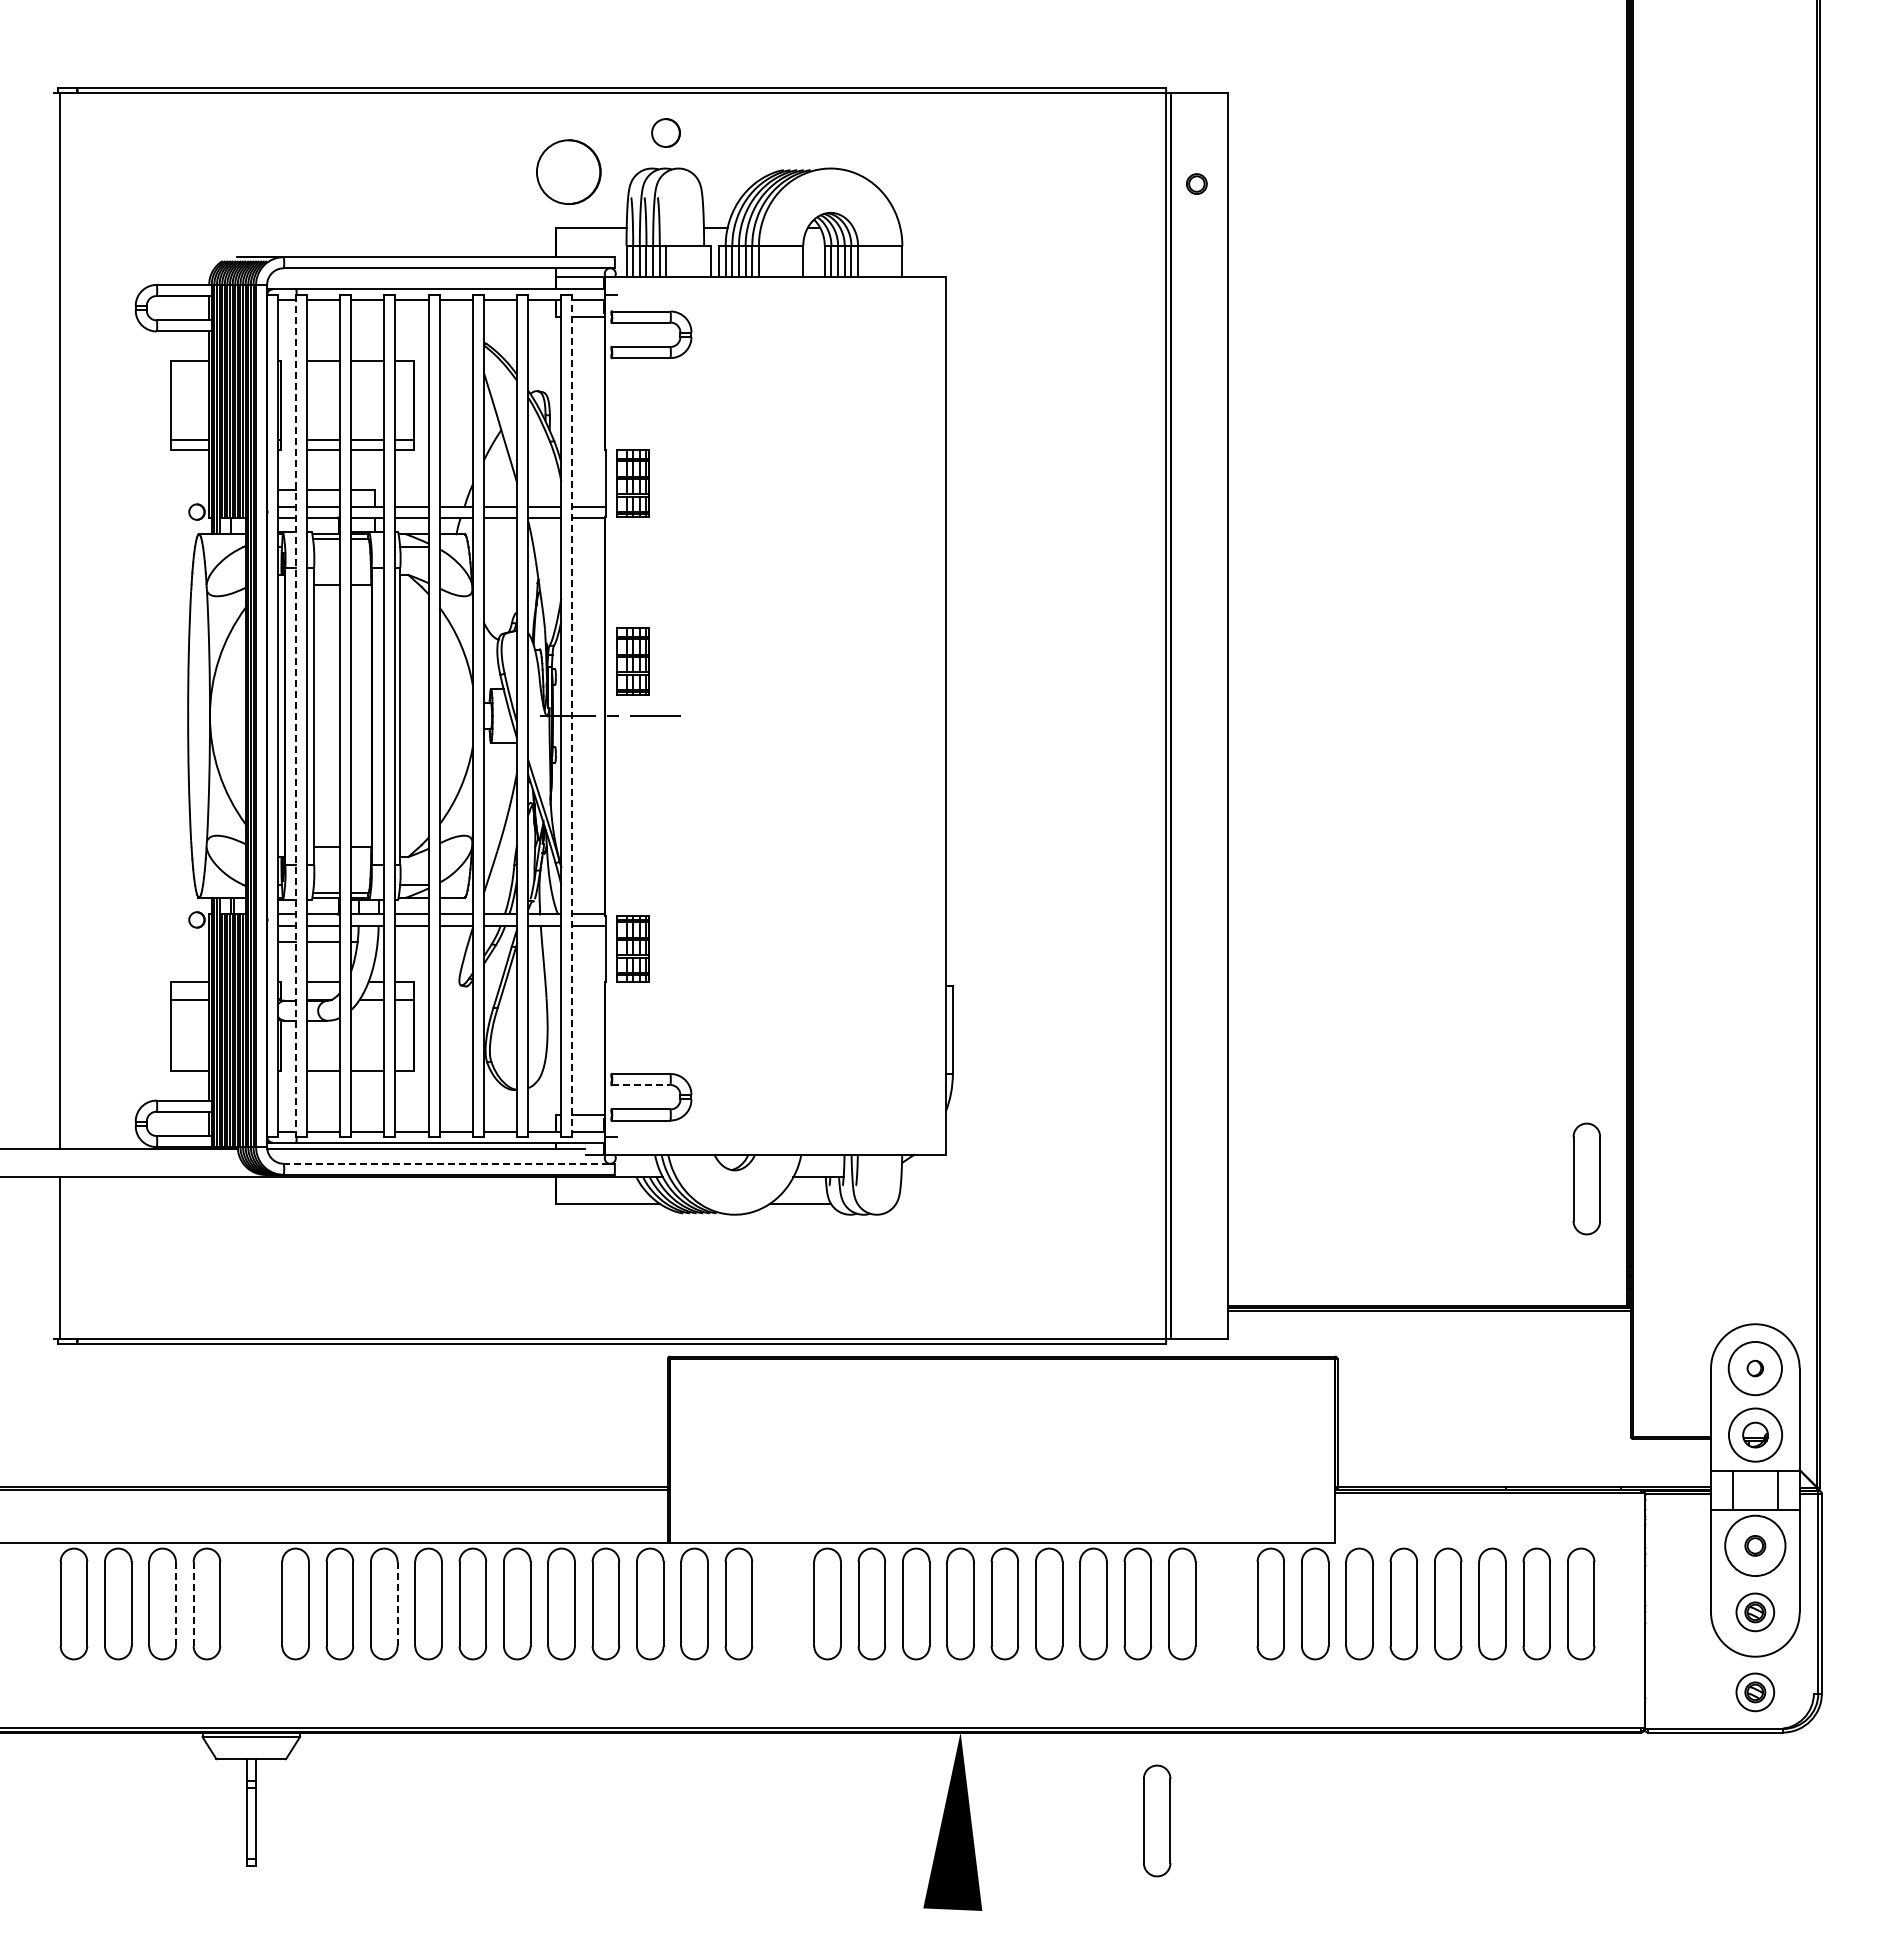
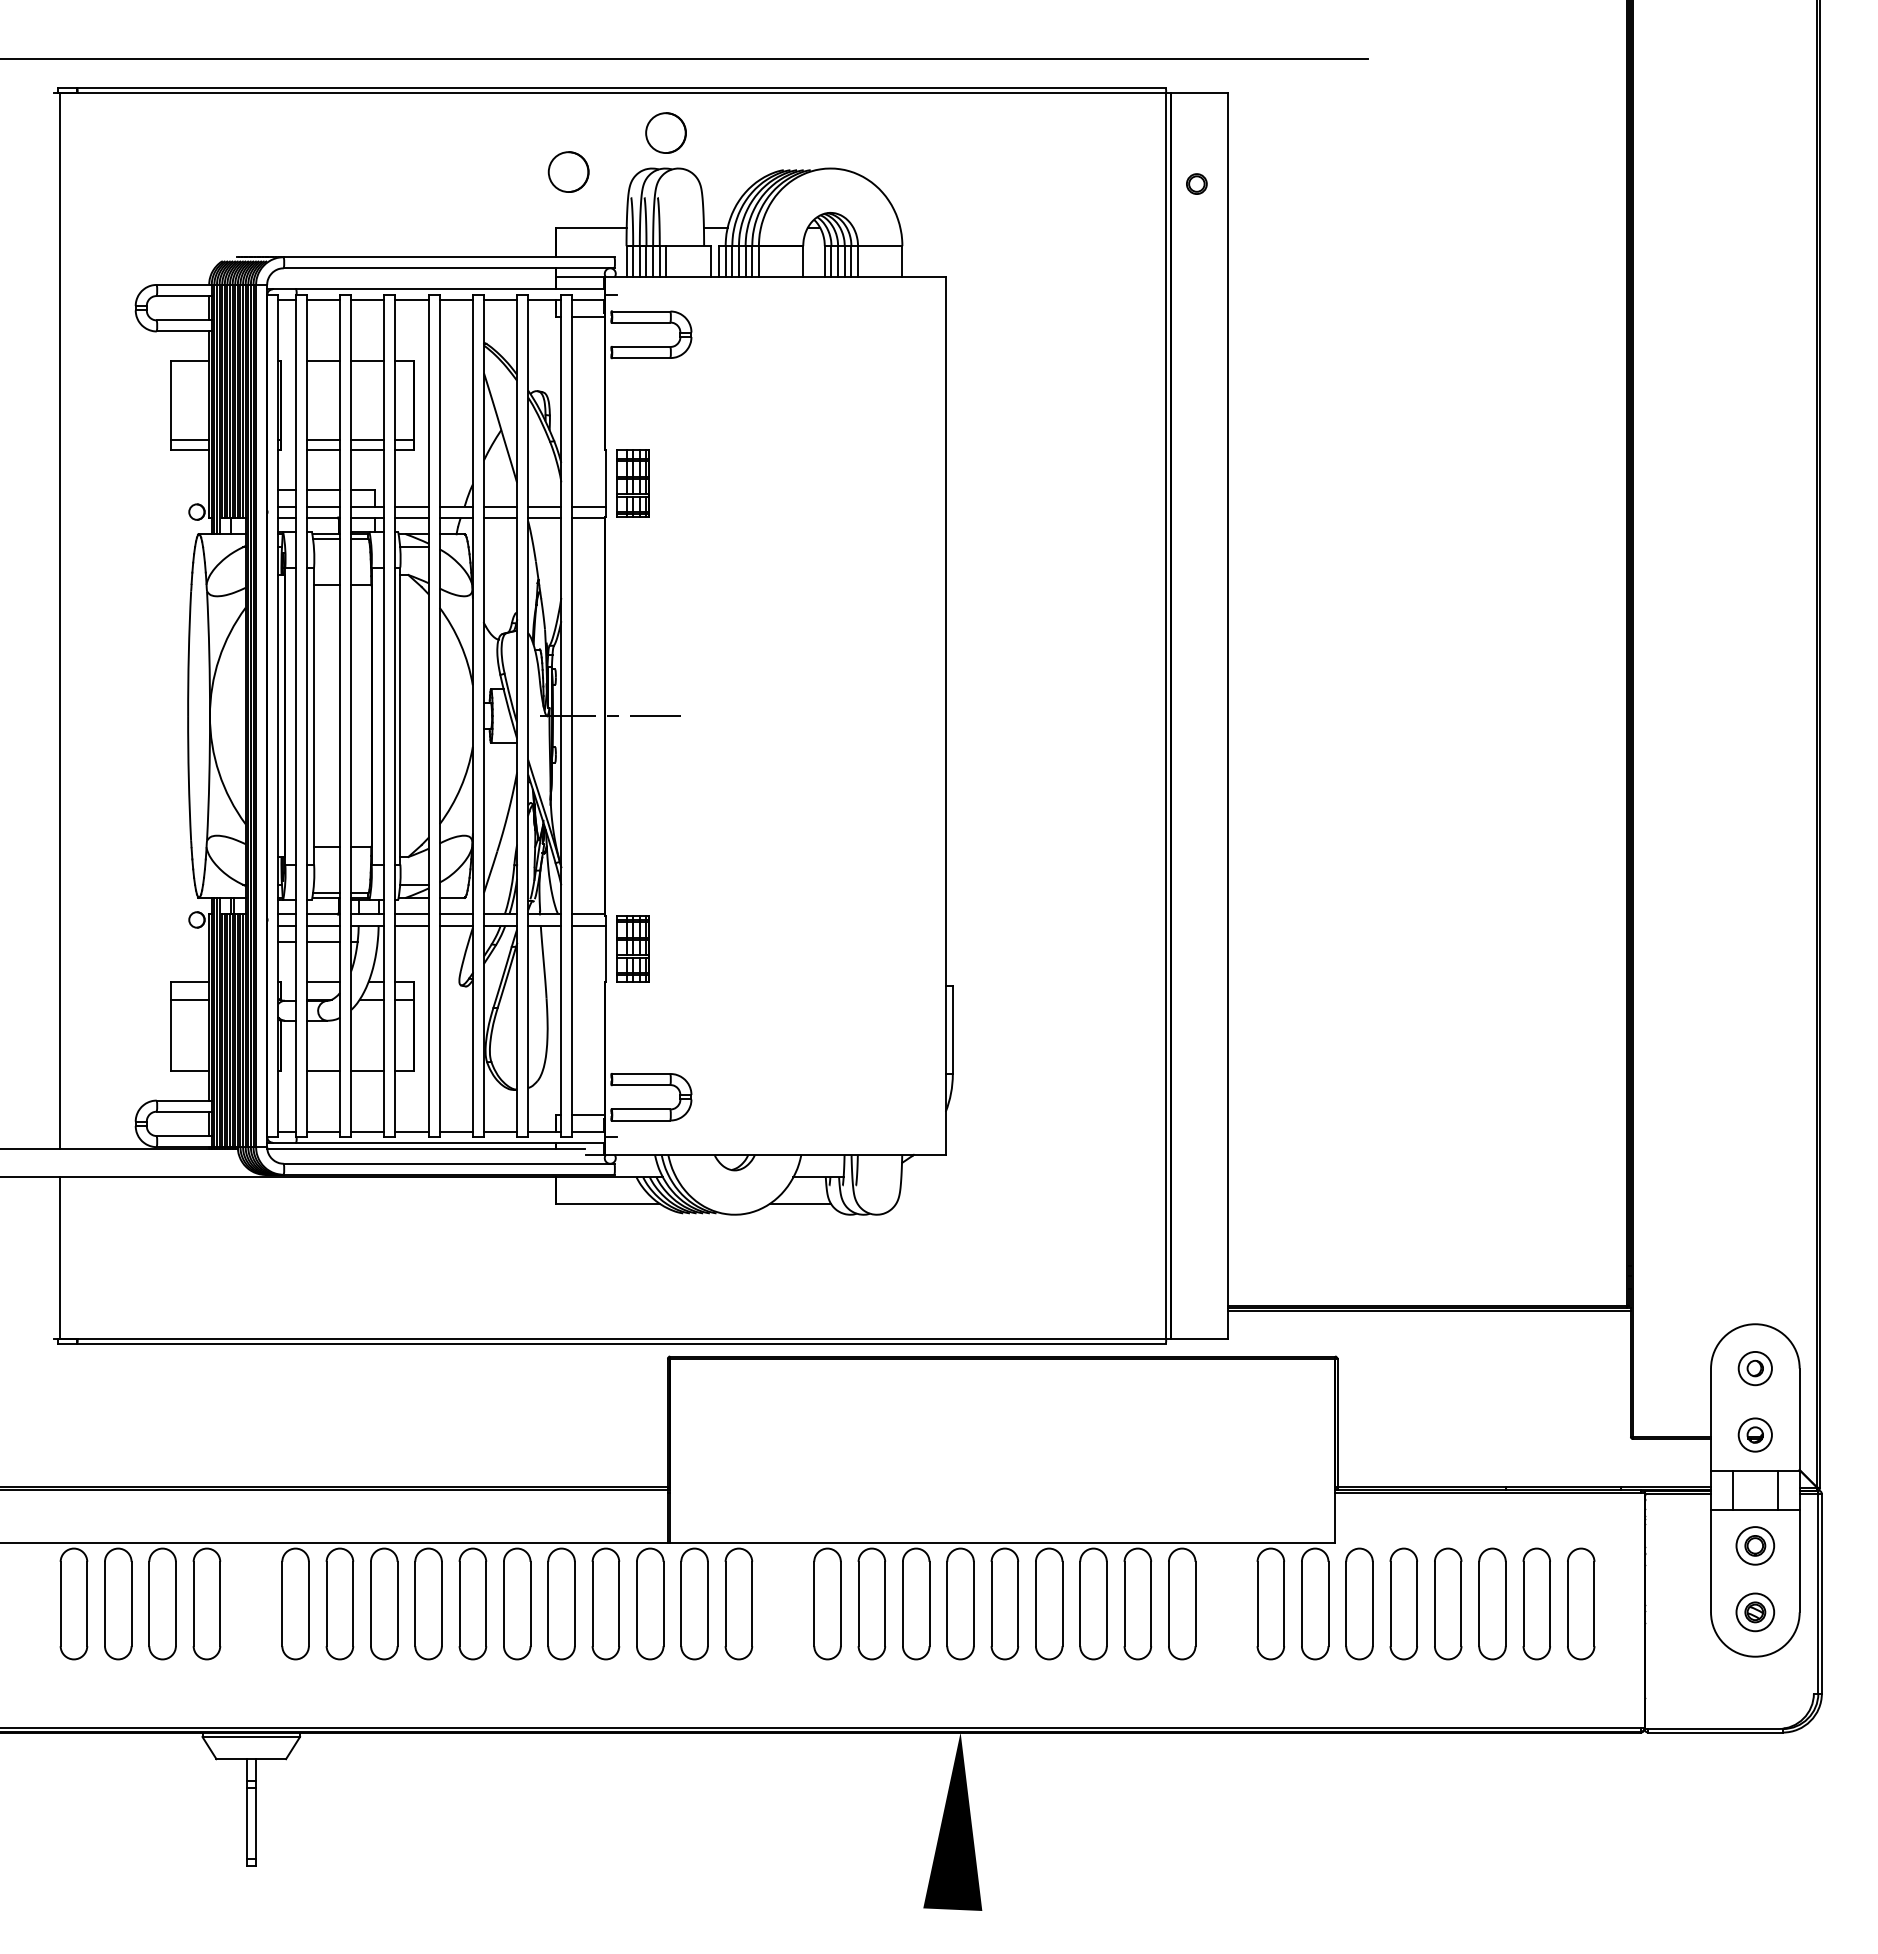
line: none -> present (685, 58)
circle size: 30x30 px -> 42x42 px (665, 132)
part size: 66x66 px -> 43x42 px (568, 171)
part: present -> none (632, 661)
line: dashed -> solid (572, 715)
line: dashed -> solid (295, 716)
line: dashed -> solid (641, 1085)
line: dashed -> solid (446, 1163)
part: present -> none (1586, 1178)
circle diameter: 53 px -> 33 px (1754, 1368)
part size: 55x56 px -> 36x36 px (1754, 1434)
circle diameter: 60 px -> 38 px (1755, 1545)
line: dashed -> solid (175, 1603)
line: dashed -> solid (397, 1603)
line: dashed -> solid (193, 1604)
part: present -> none (1755, 1692)
part: present -> none (1157, 1820)
